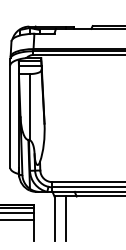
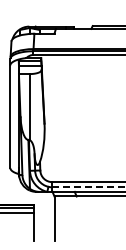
line: solid -> dashed (89, 187)
line: present -> none (65, 218)
line: present -> none (17, 219)
